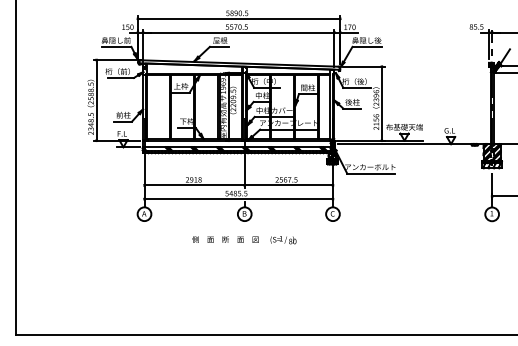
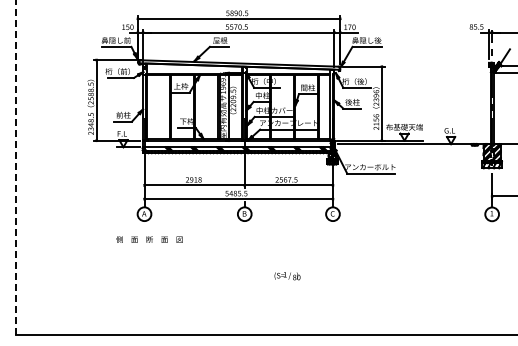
line: solid -> dashed (15, 167)
text position: (225, 239) -> (149, 239) (149, 239)
text position: (283, 240) -> (287, 276) (287, 276)
